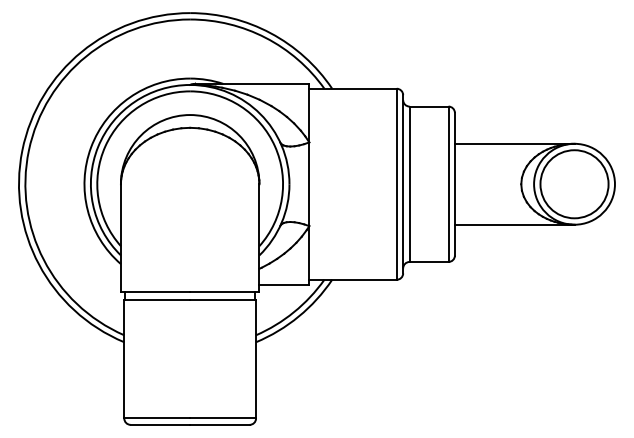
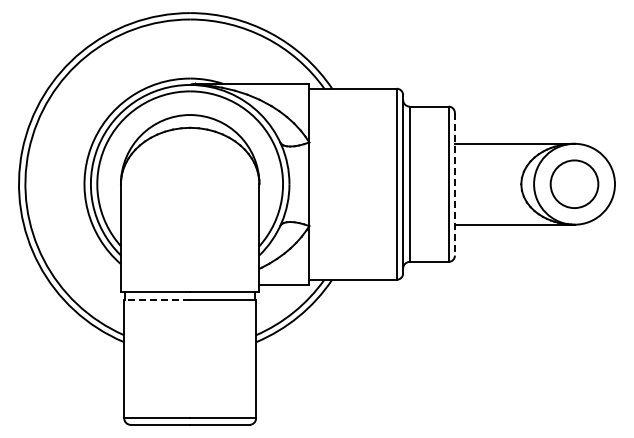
line: solid -> dashed (454, 184)
circle diameter: 68 px -> 48 px (574, 184)
line: solid -> dashed (157, 300)
